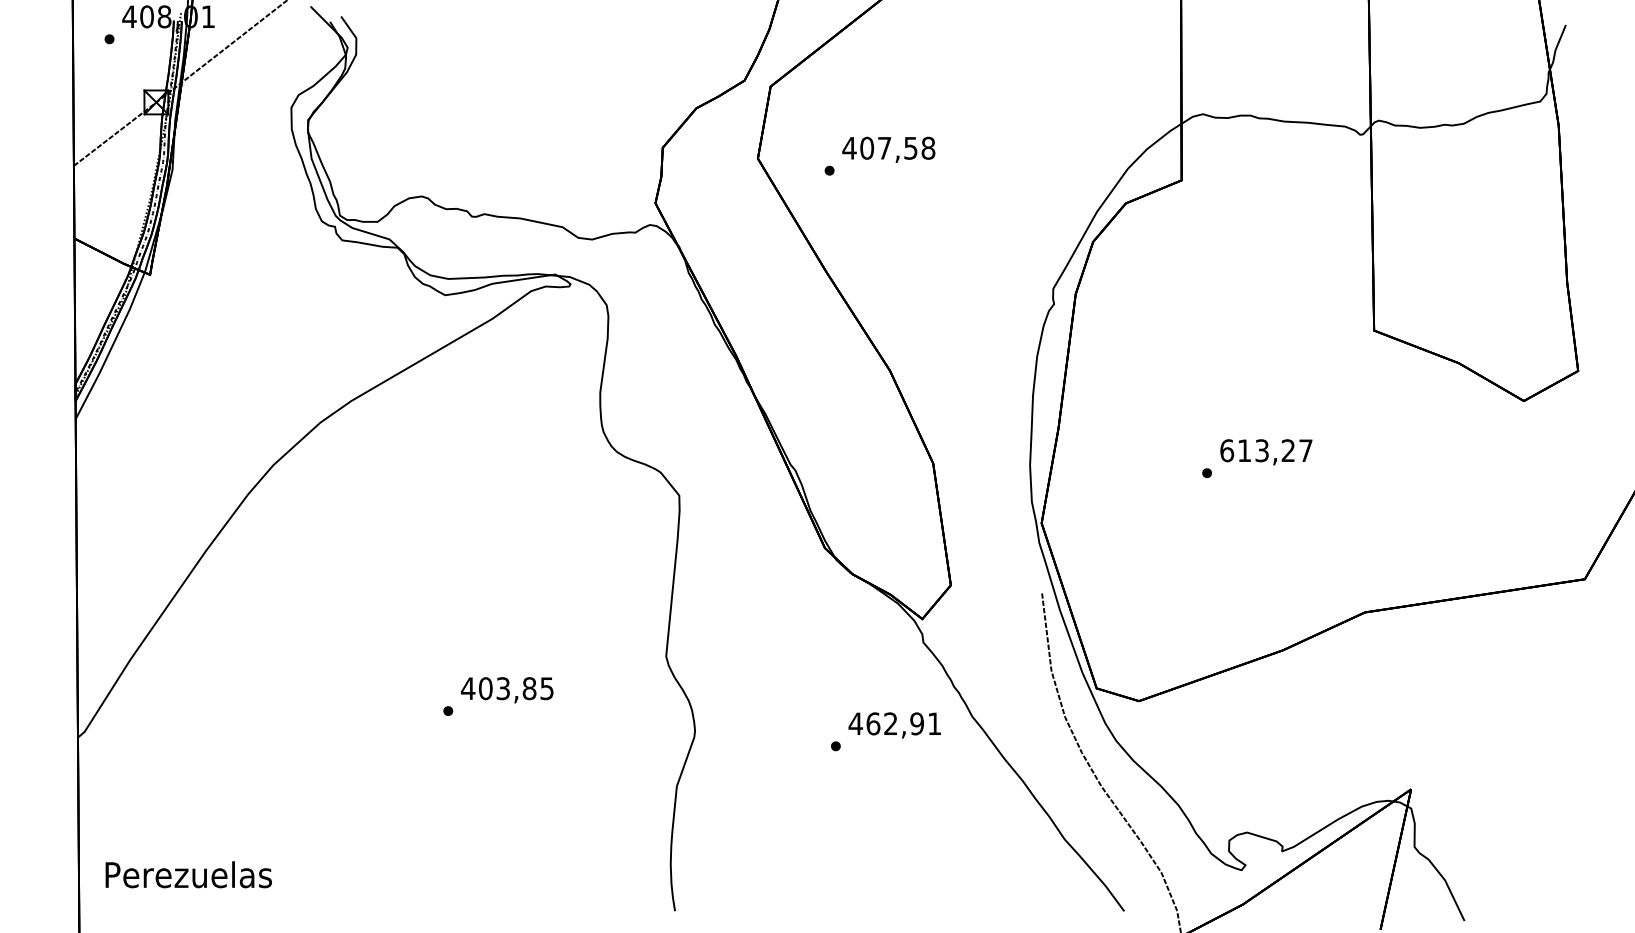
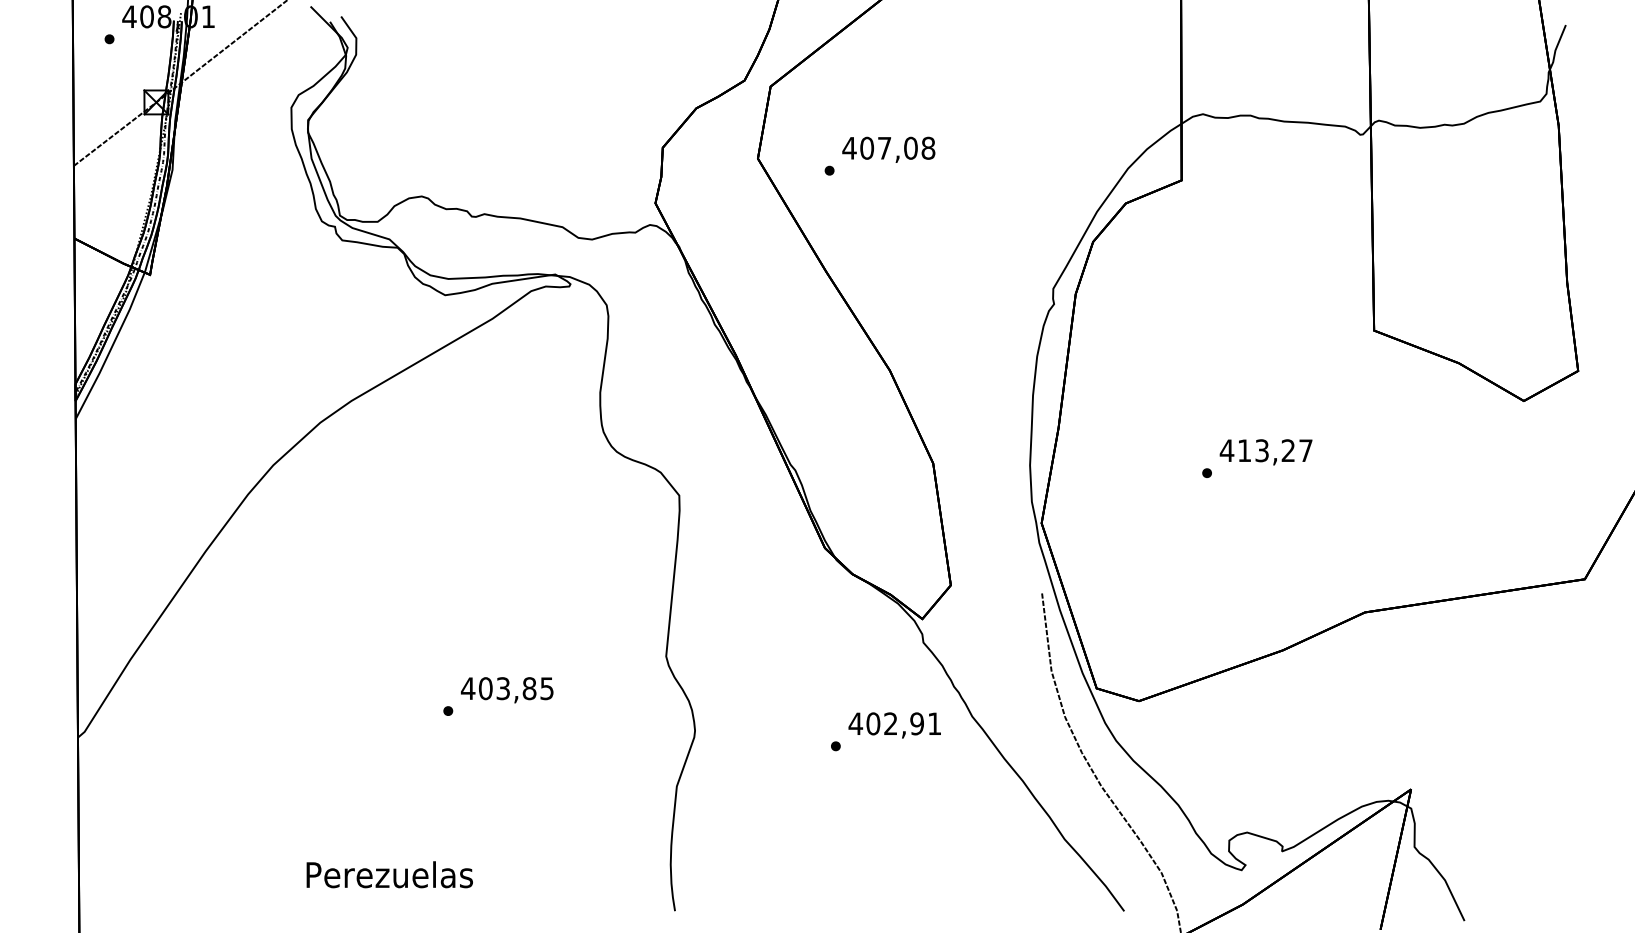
text: 407,58 -> 407,08 (910, 147)
text: 613,27 -> 413,27 (1226, 450)
text: 462,91 -> 402,91 (873, 723)
text position: (188, 874) -> (389, 874) (389, 874)
